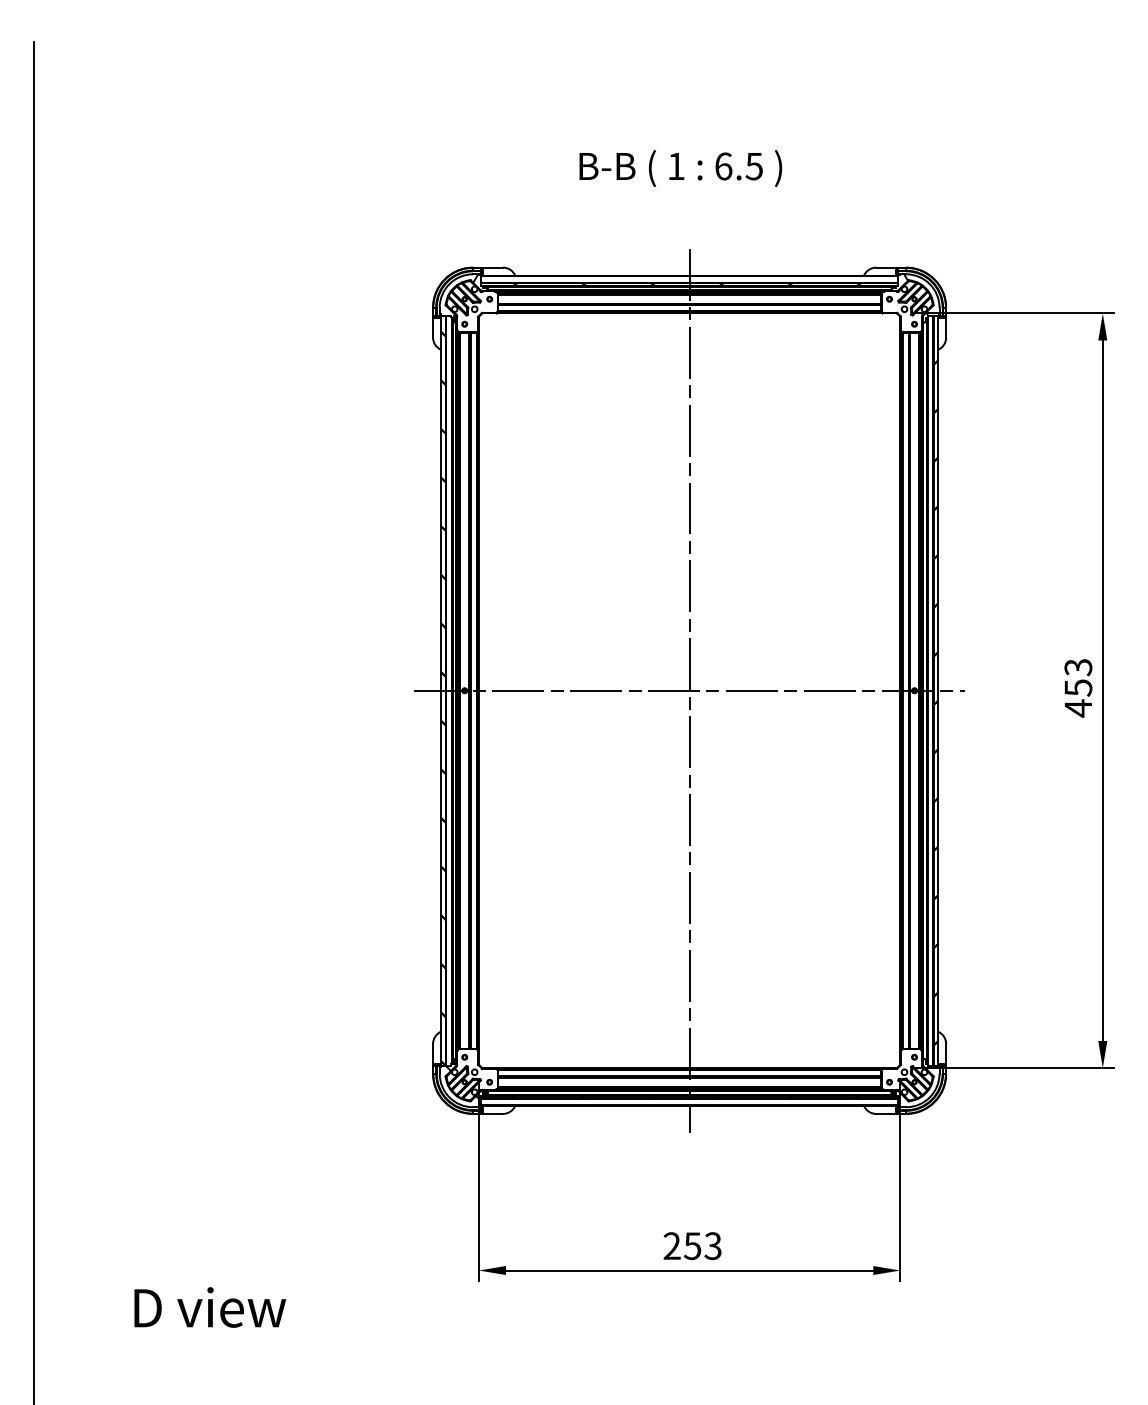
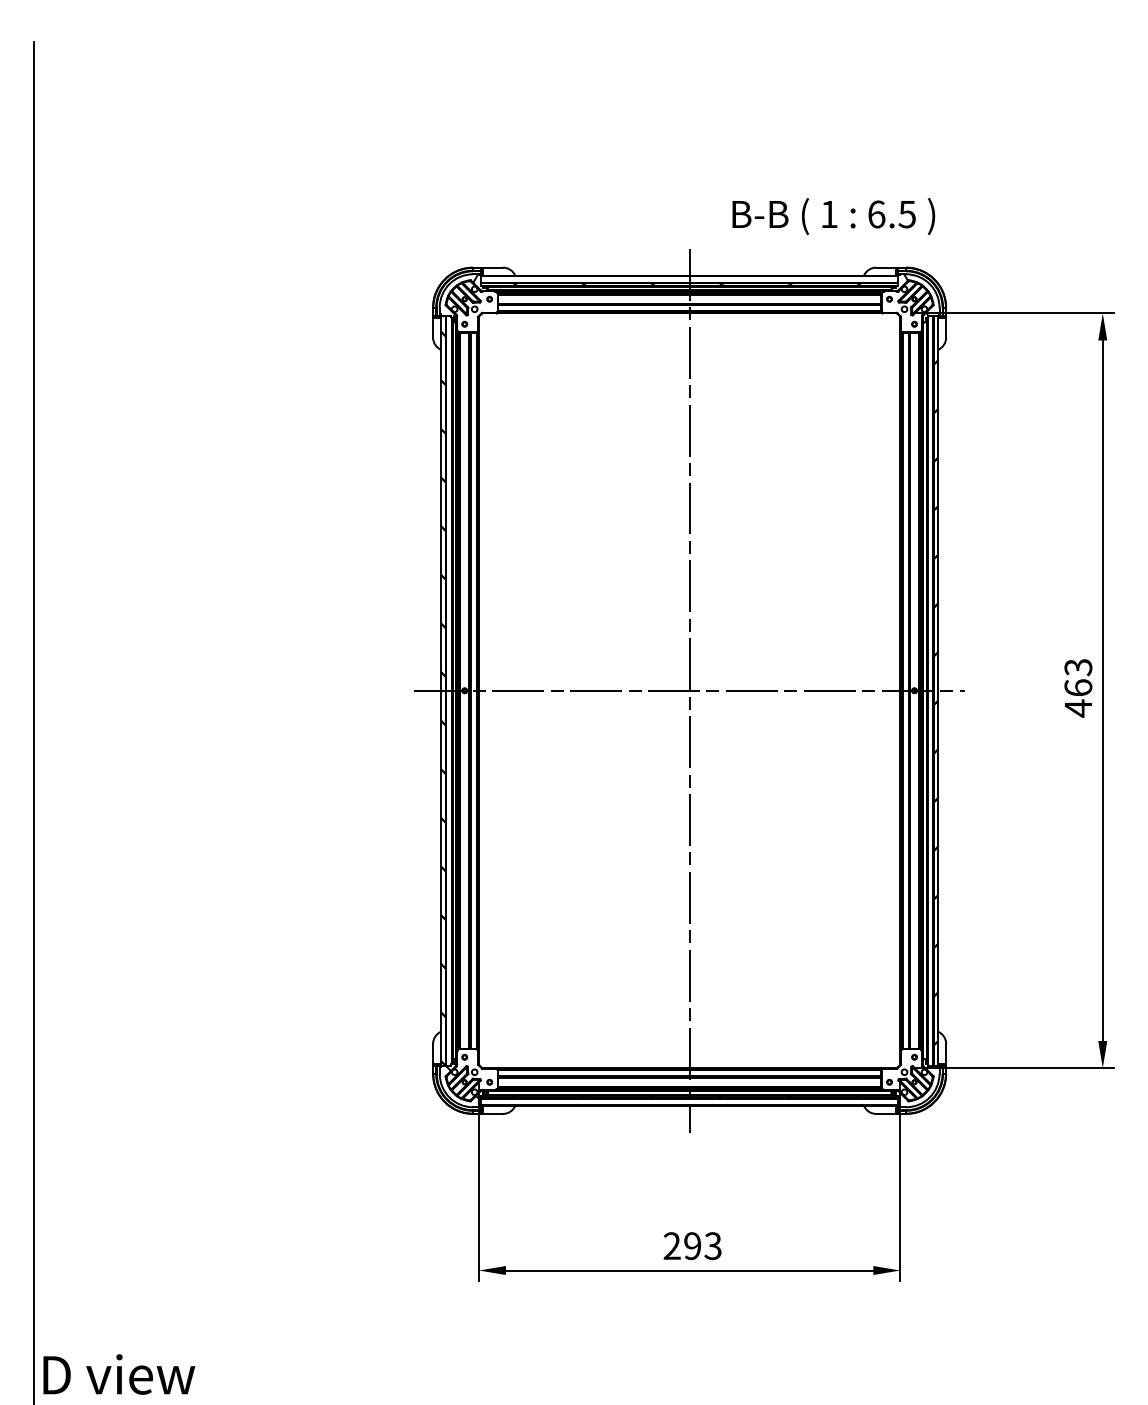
text position: (680, 168) -> (833, 216) (833, 216)
text: 453 -> 463 (1078, 687)
text: 253 -> 293 (692, 1246)
text position: (210, 1307) -> (119, 1374) (119, 1374)
